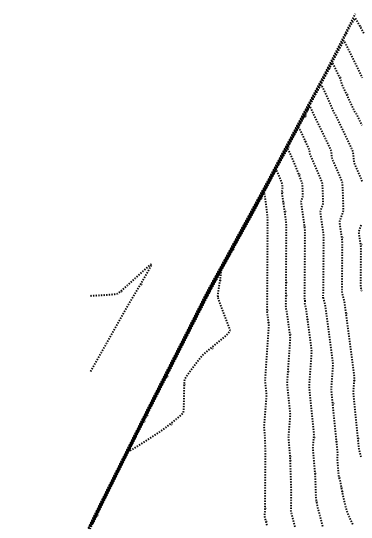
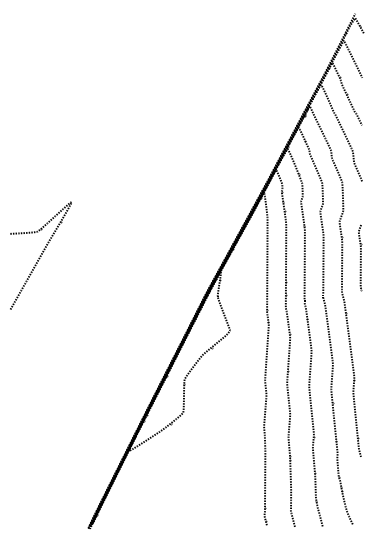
curve position: (120, 317) -> (40, 255) (40, 255)
